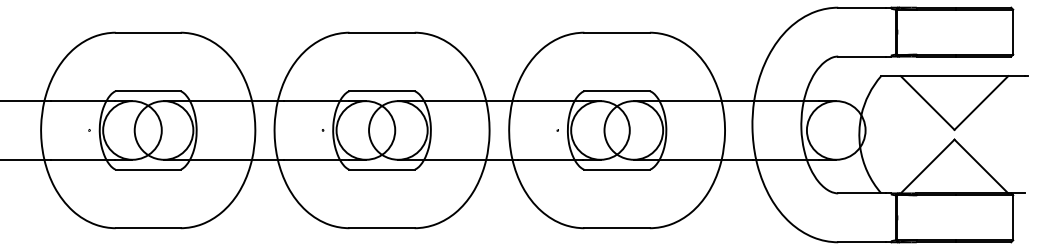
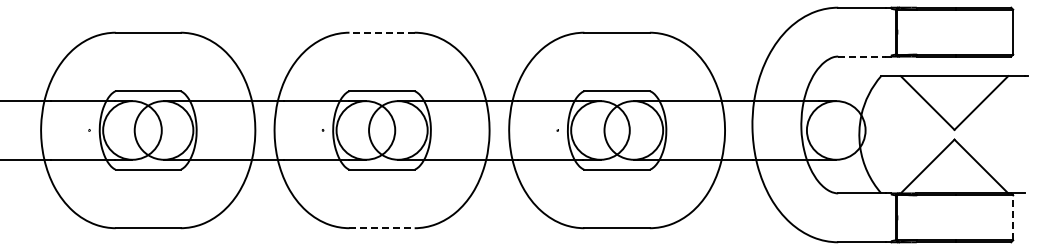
line: solid -> dashed (382, 32)
line: solid -> dashed (862, 56)
line: solid -> dashed (1013, 217)
line: solid -> dashed (382, 228)
